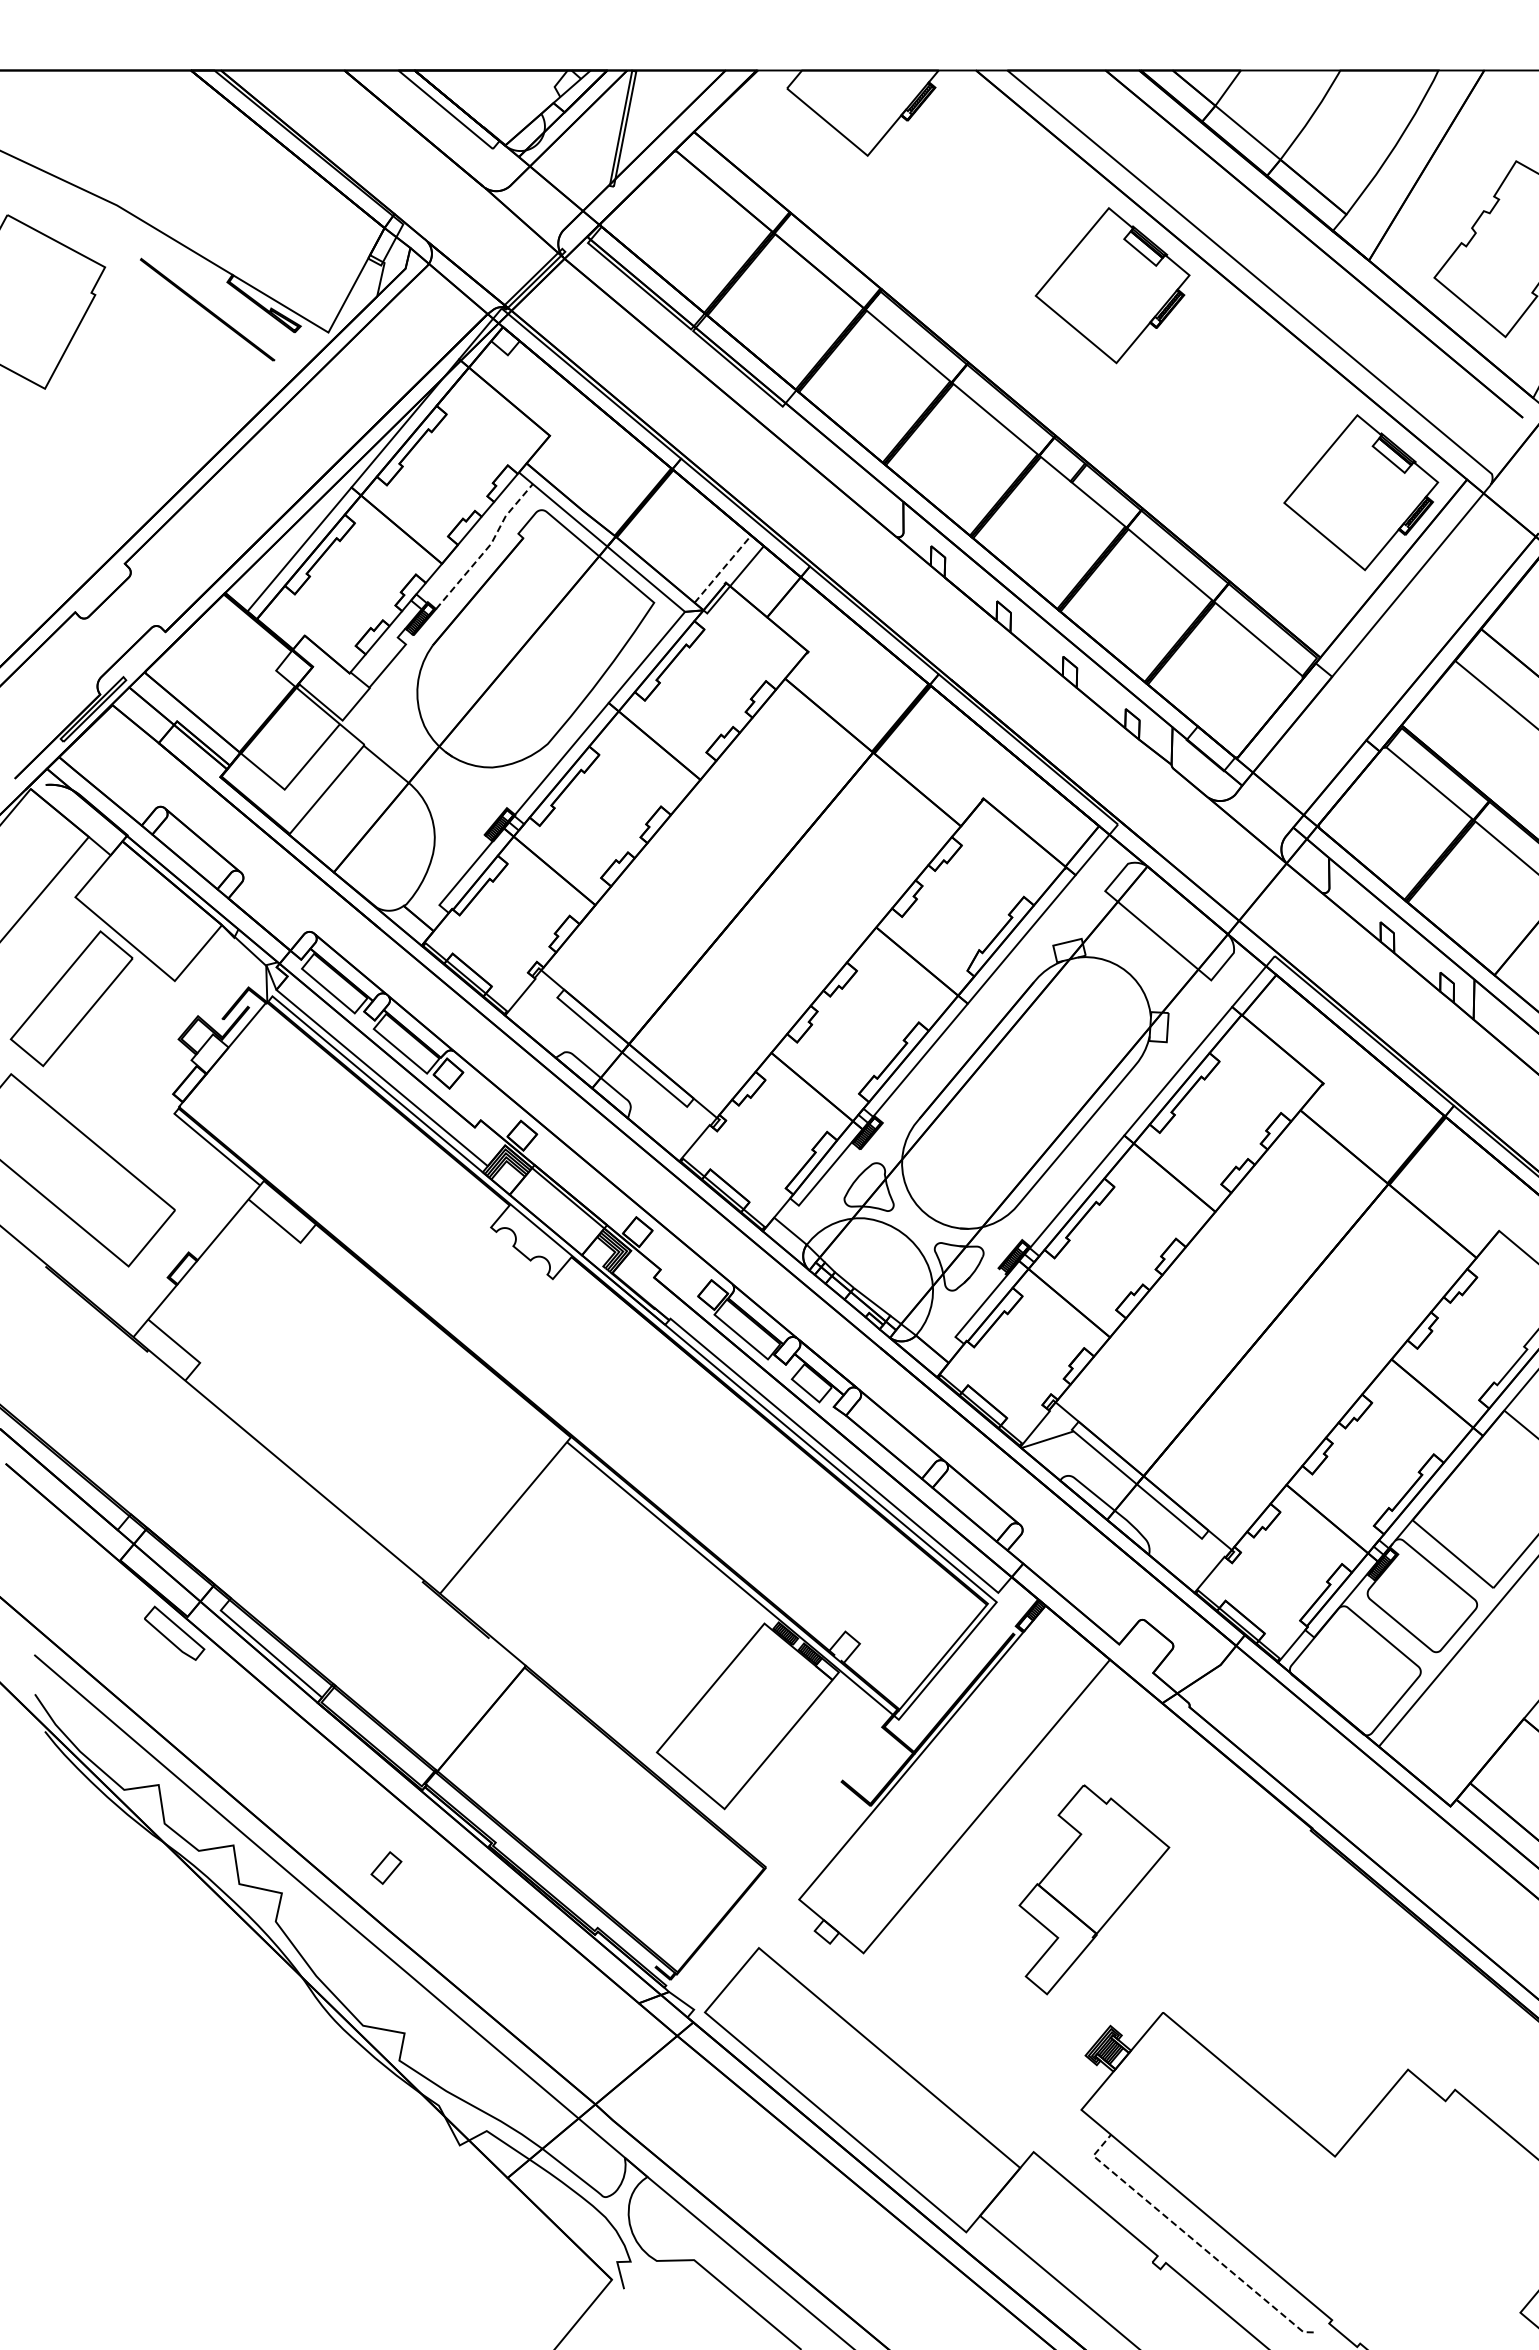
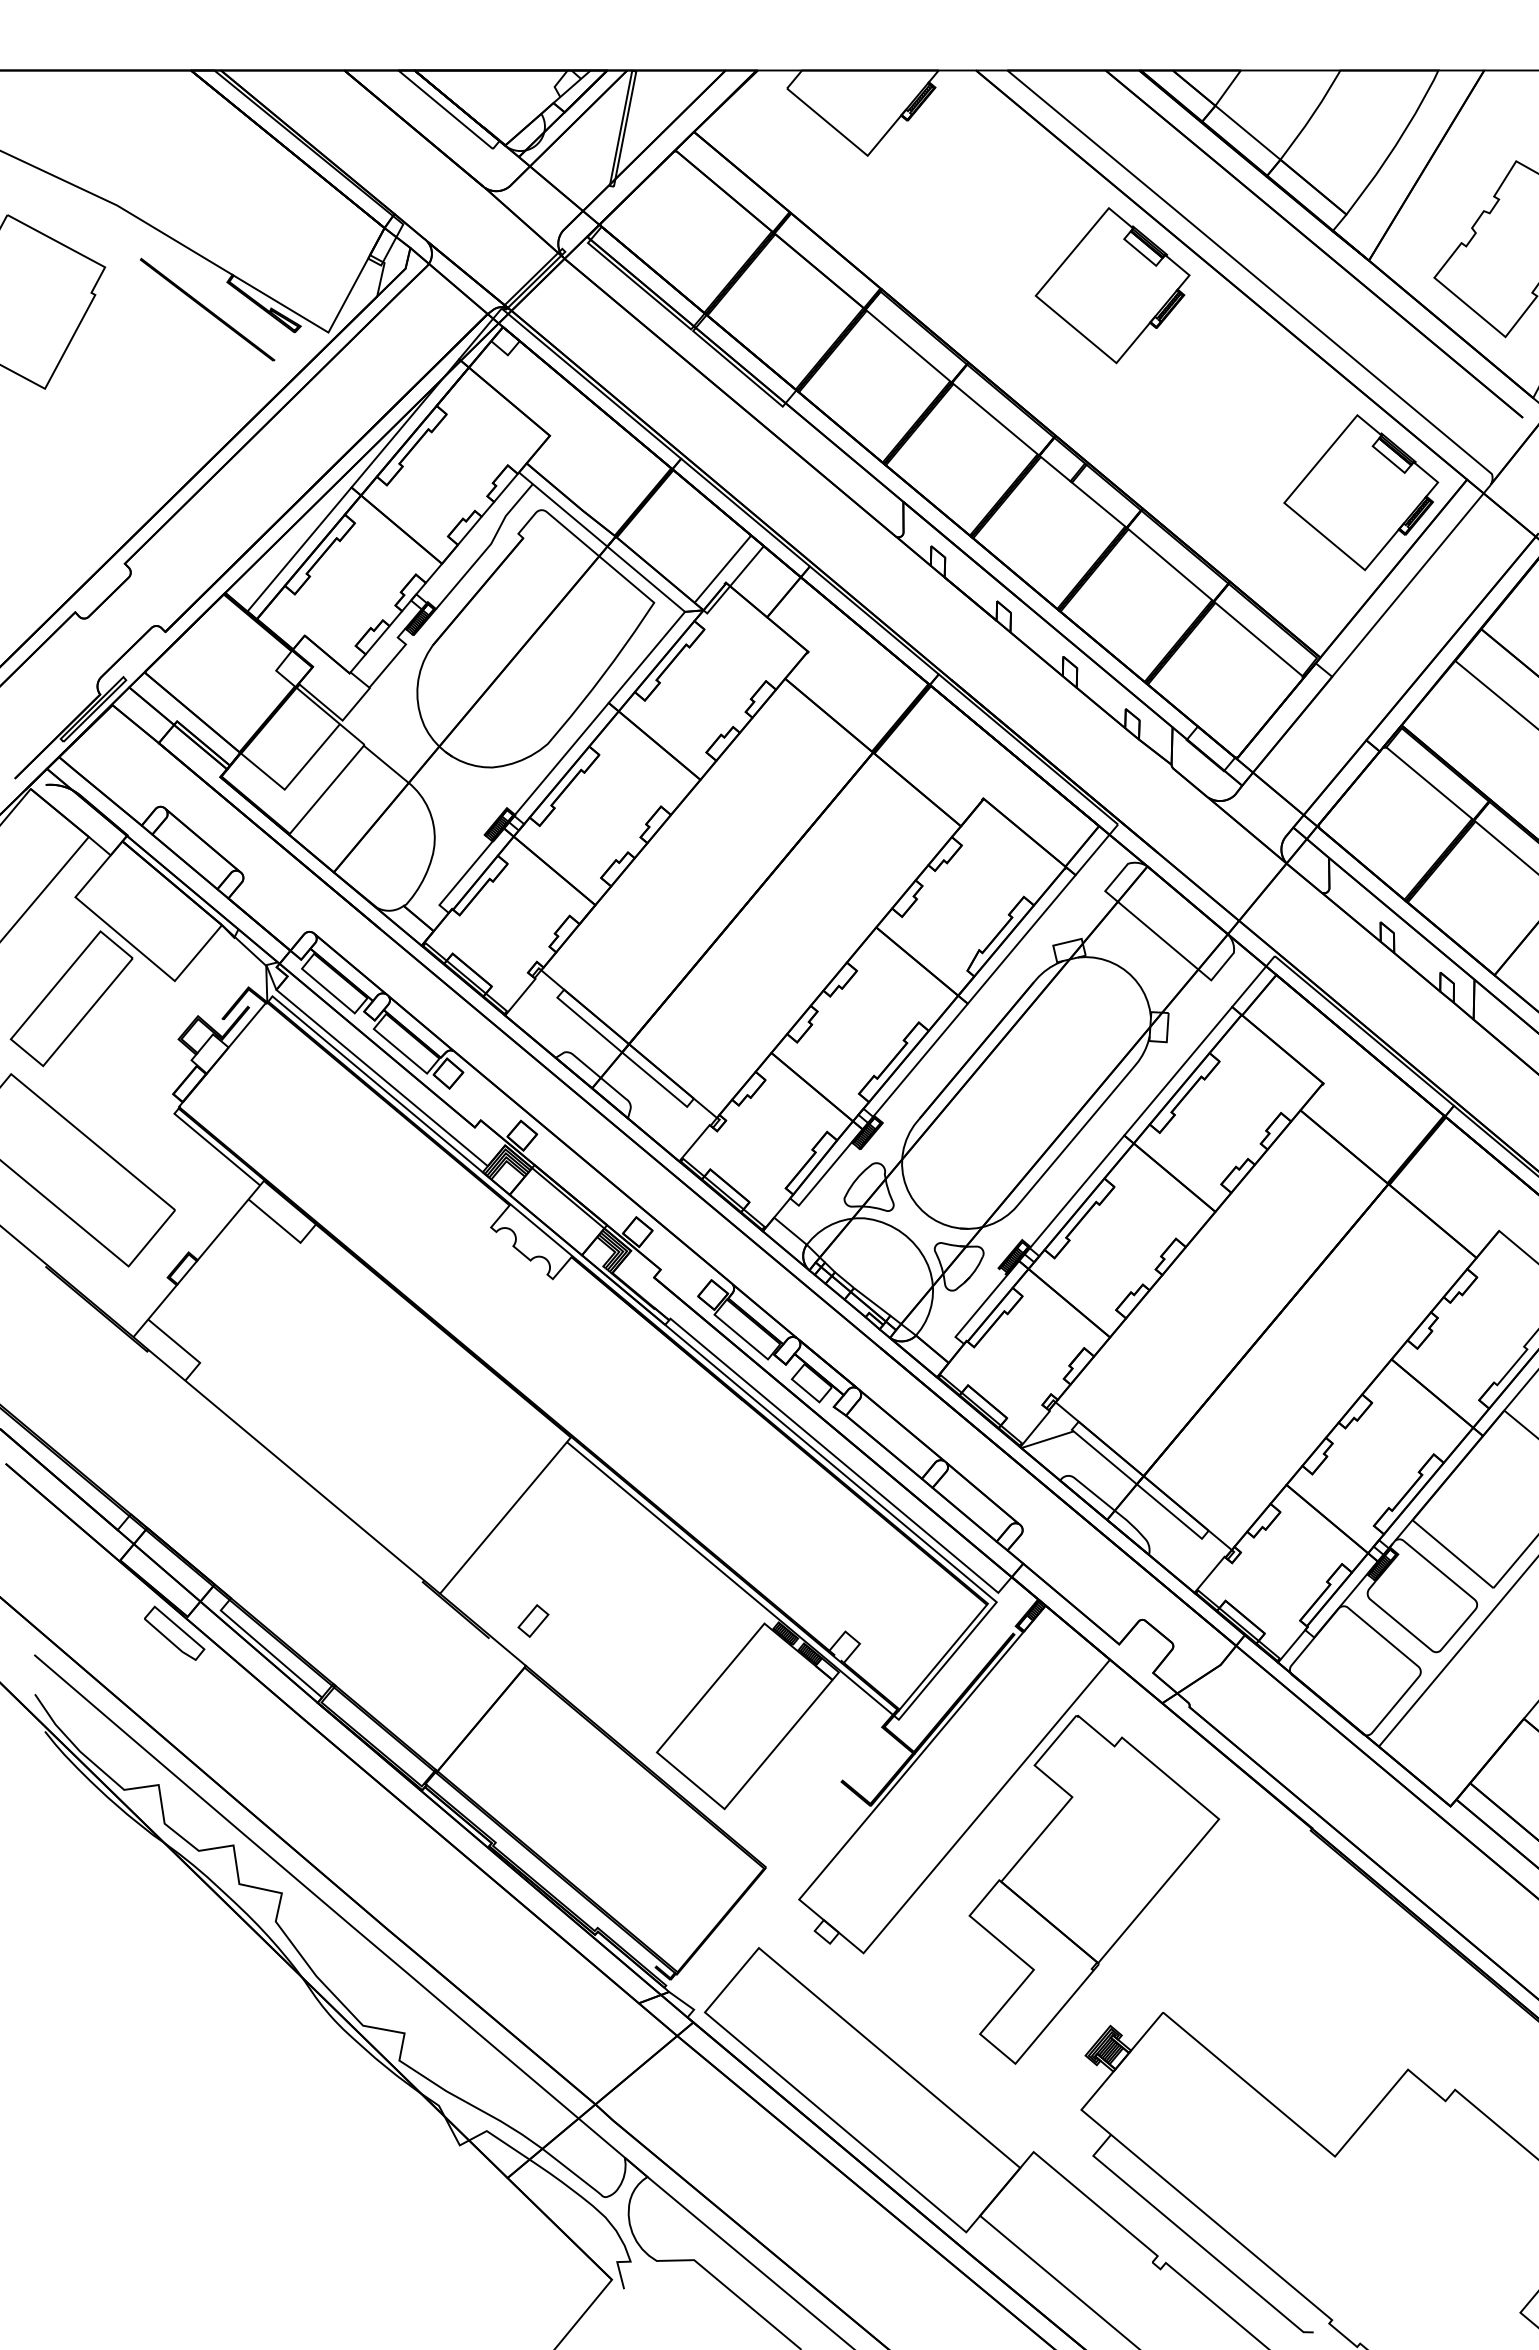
line: dashed -> solid (488, 547)
line: dashed -> solid (722, 569)
part position: (386, 1867) -> (533, 1620) (533, 1620)
part size: 153x212 px -> 253x350 px (1094, 1889)
line: dashed -> solid (1191, 2238)
